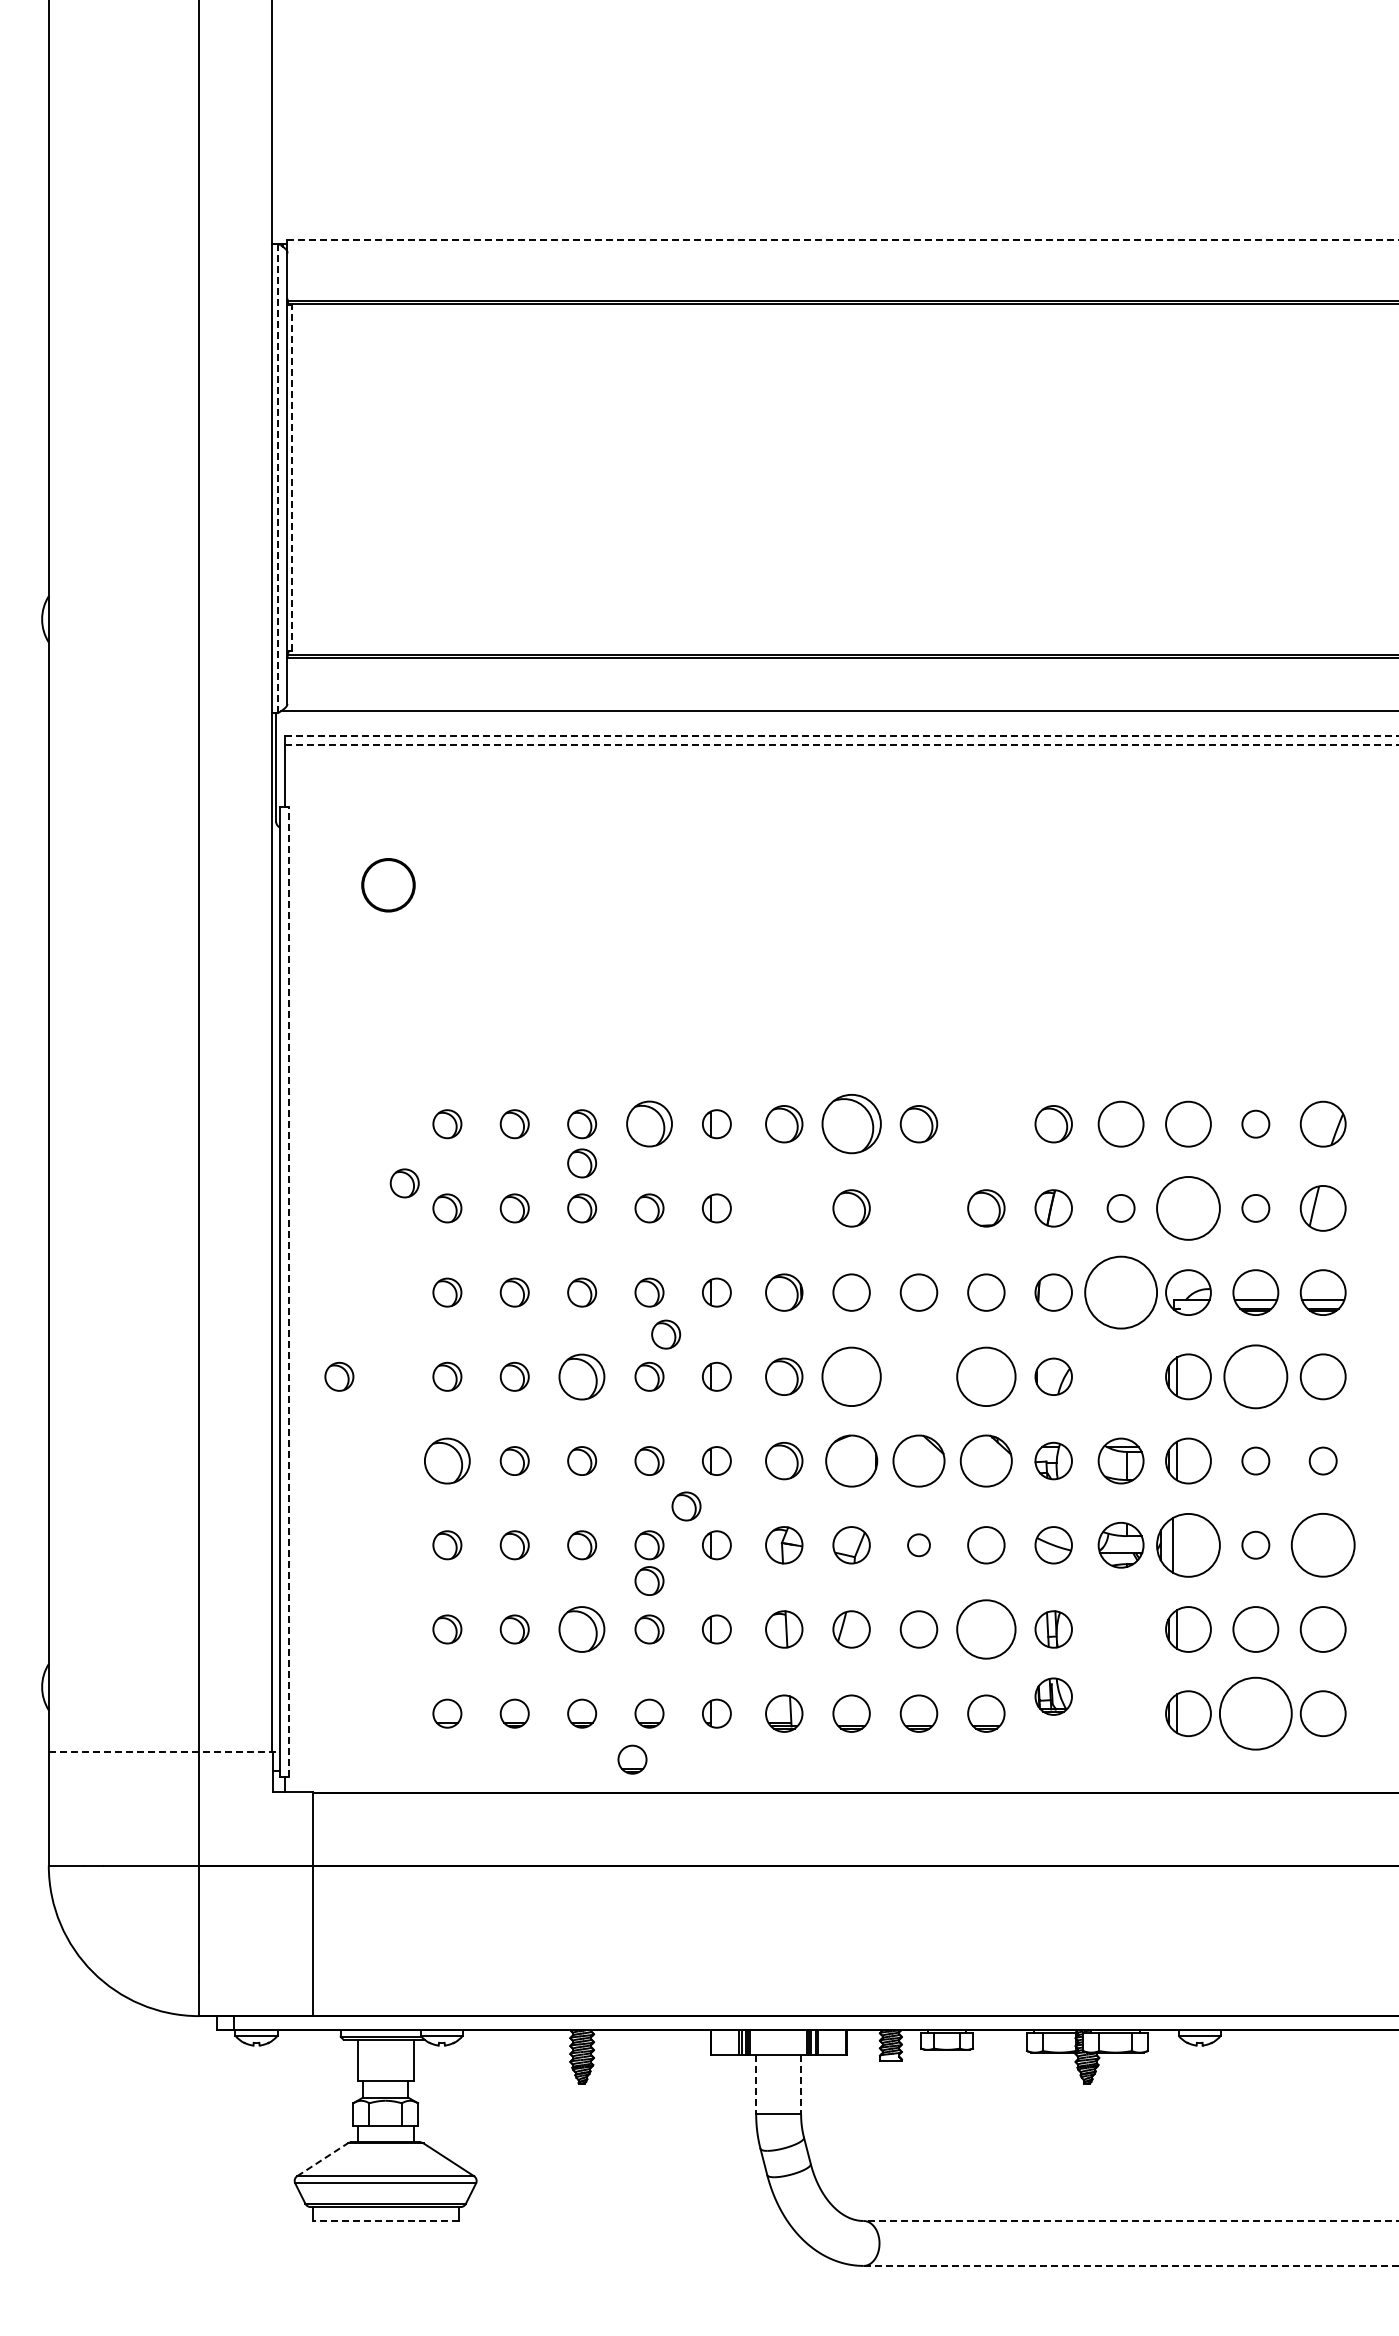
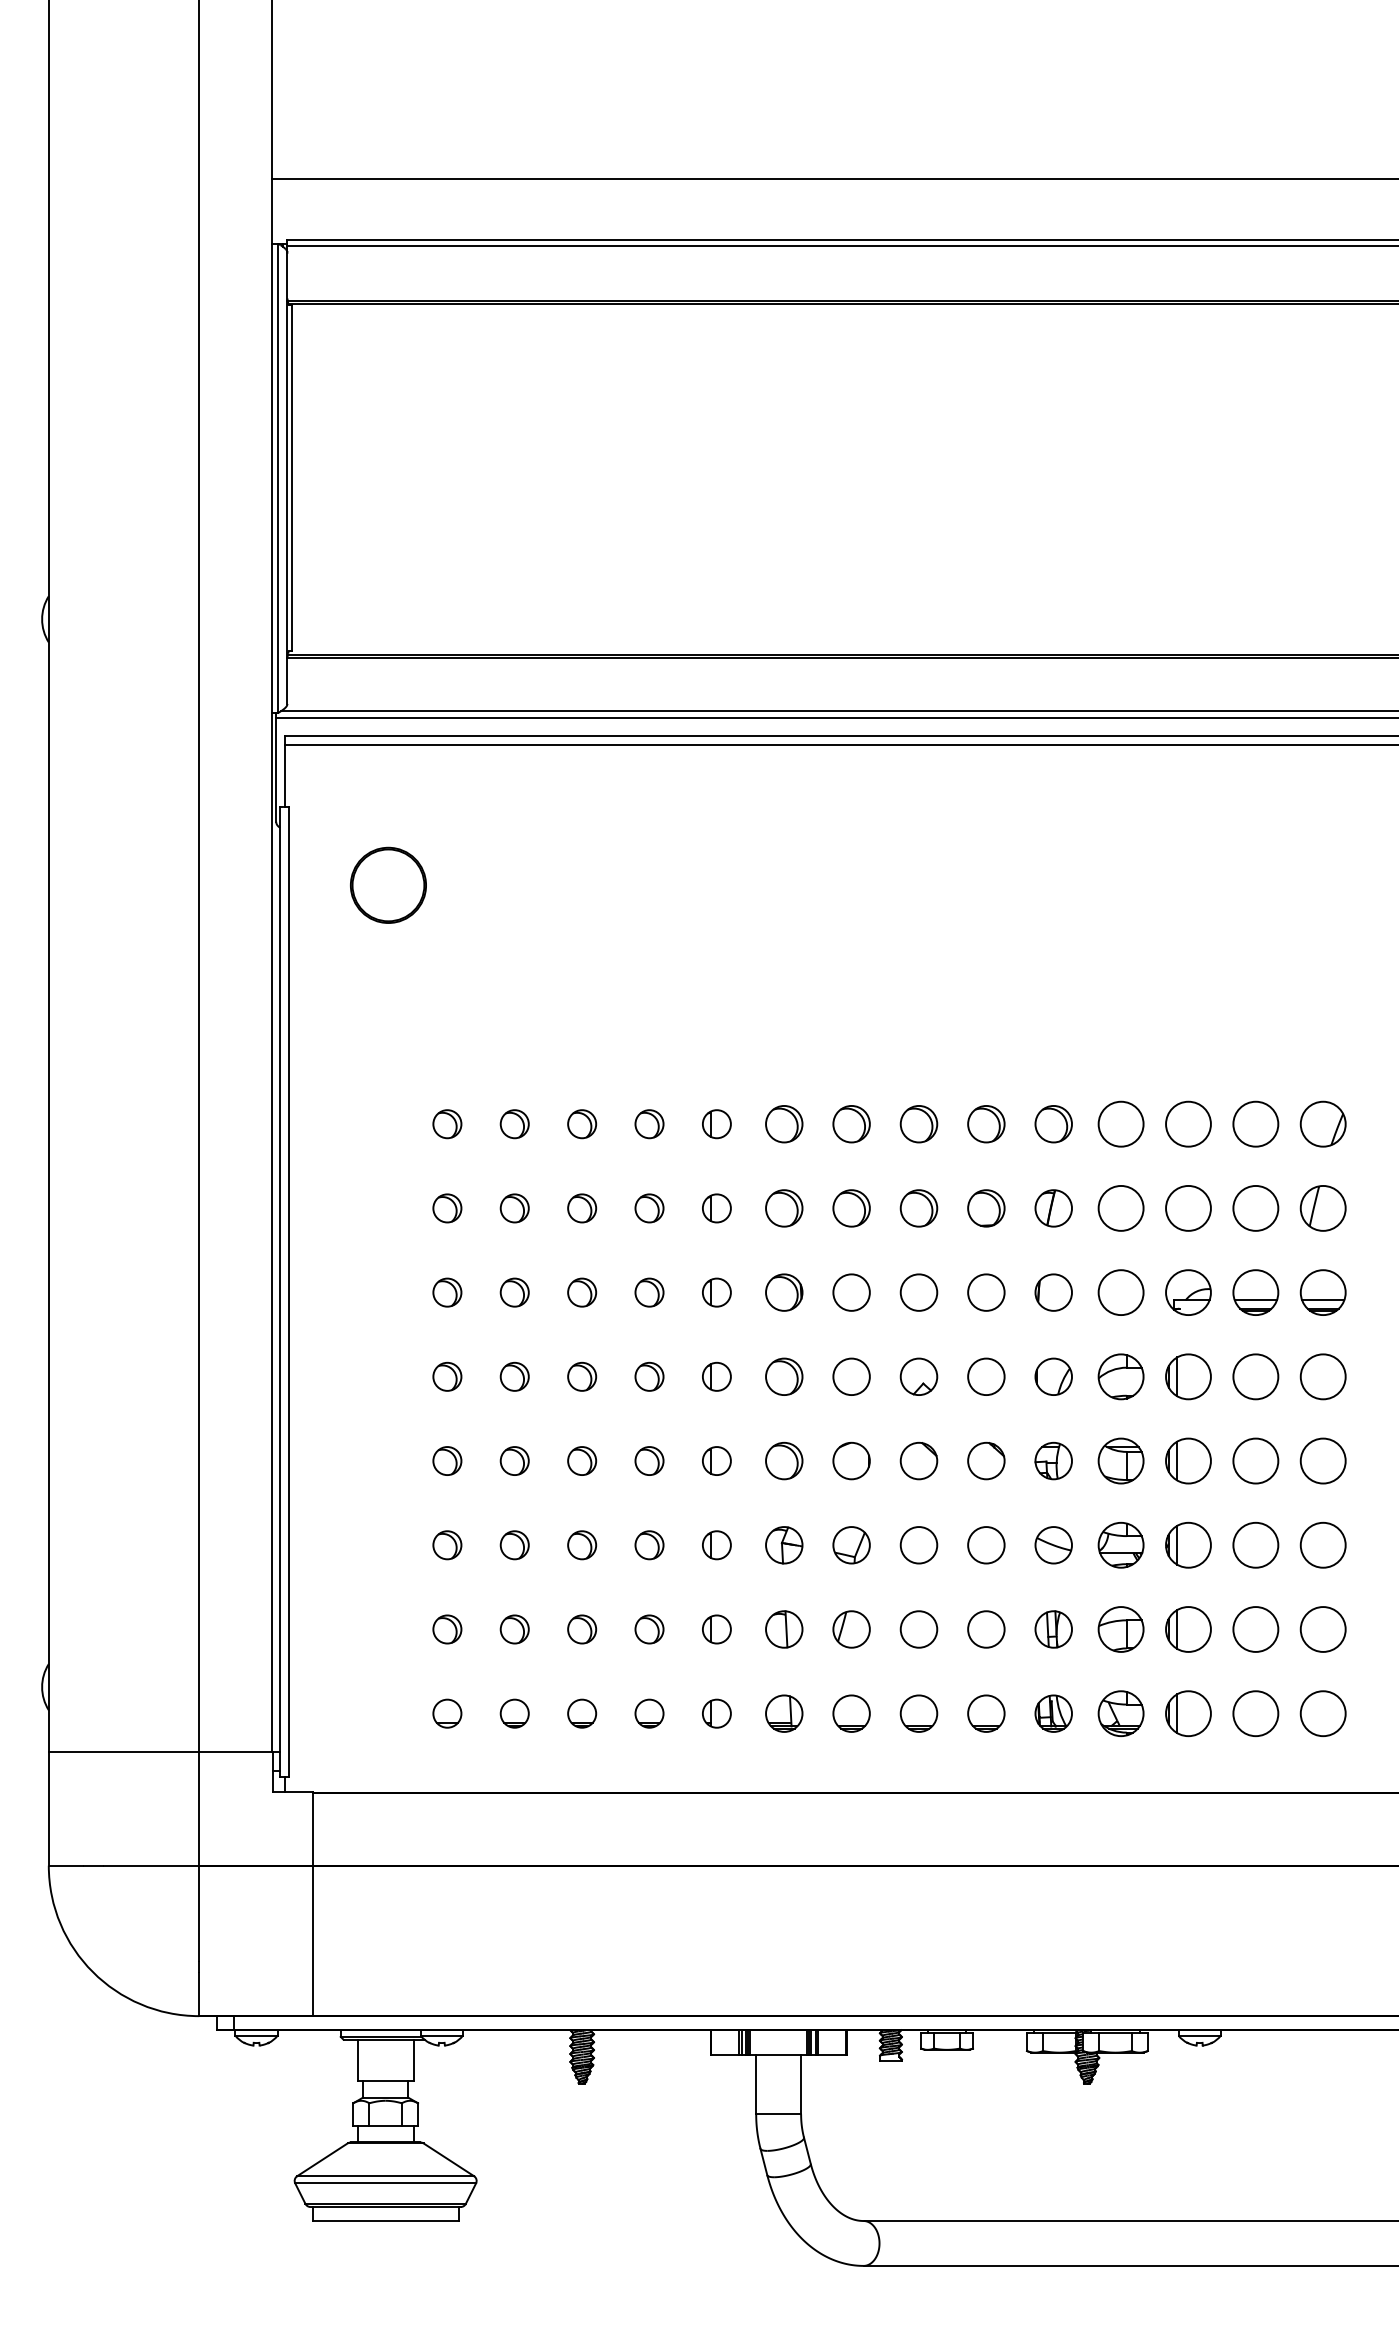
line: none -> present (833, 179)
line: dashed -> solid (843, 240)
line: none -> present (841, 246)
line: dashed -> solid (278, 478)
line: dashed -> solid (291, 478)
line: none -> present (835, 717)
line: dashed -> solid (841, 736)
line: dashed -> solid (841, 745)
part size: 55x55 px -> 77x78 px (388, 884)
part size: 47x48 px -> 31x31 px (649, 1124)
circle diameter: 27 px -> 45 px (1255, 1123)
part size: 61x61 px -> 39x39 px (851, 1124)
part: none -> present (986, 1124)
part: present -> none (582, 1163)
part: present -> none (404, 1183)
circle diameter: 27 px -> 45 px (1120, 1207)
circle diameter: 63 px -> 45 px (1188, 1207)
circle diameter: 27 px -> 45 px (1255, 1207)
part: none -> present (784, 1208)
part: none -> present (918, 1208)
line: dashed -> solid (289, 1291)
circle diameter: 72 px -> 45 px (1120, 1292)
part: present -> none (666, 1334)
part: present -> none (339, 1376)
part size: 48x48 px -> 31x31 px (582, 1376)
circle diameter: 58 px -> 36 px (851, 1376)
part: none -> present (918, 1376)
circle diameter: 58 px -> 36 px (986, 1376)
part: none -> present (1120, 1376)
circle diameter: 63 px -> 45 px (1255, 1376)
part size: 47x48 px -> 31x30 px (447, 1460)
part size: 54x54 px -> 39x40 px (851, 1460)
part size: 54x54 px -> 40x40 px (918, 1460)
part size: 54x54 px -> 39x40 px (986, 1460)
circle diameter: 27 px -> 45 px (1255, 1460)
circle diameter: 27 px -> 45 px (1322, 1460)
part: present -> none (686, 1506)
circle diameter: 27 px -> 45 px (1255, 1544)
circle diameter: 63 px -> 45 px (1322, 1544)
circle diameter: 22 px -> 36 px (918, 1545)
part size: 65x65 px -> 47x48 px (1188, 1544)
part: present -> none (649, 1580)
part size: 48x47 px -> 31x31 px (582, 1629)
circle diameter: 58 px -> 36 px (986, 1629)
part: none -> present (1120, 1629)
part position: (1053, 1696) -> (1053, 1713) (1053, 1713)
part: none -> present (1120, 1713)
circle diameter: 72 px -> 45 px (1255, 1713)
line: dashed -> solid (164, 1752)
part: present -> none (632, 1759)
line: dashed -> solid (756, 2085)
line: dashed -> solid (801, 2085)
line: dashed -> solid (322, 2159)
line: dashed -> solid (385, 2221)
line: dashed -> solid (1130, 2221)
line: dashed -> solid (1131, 2265)
